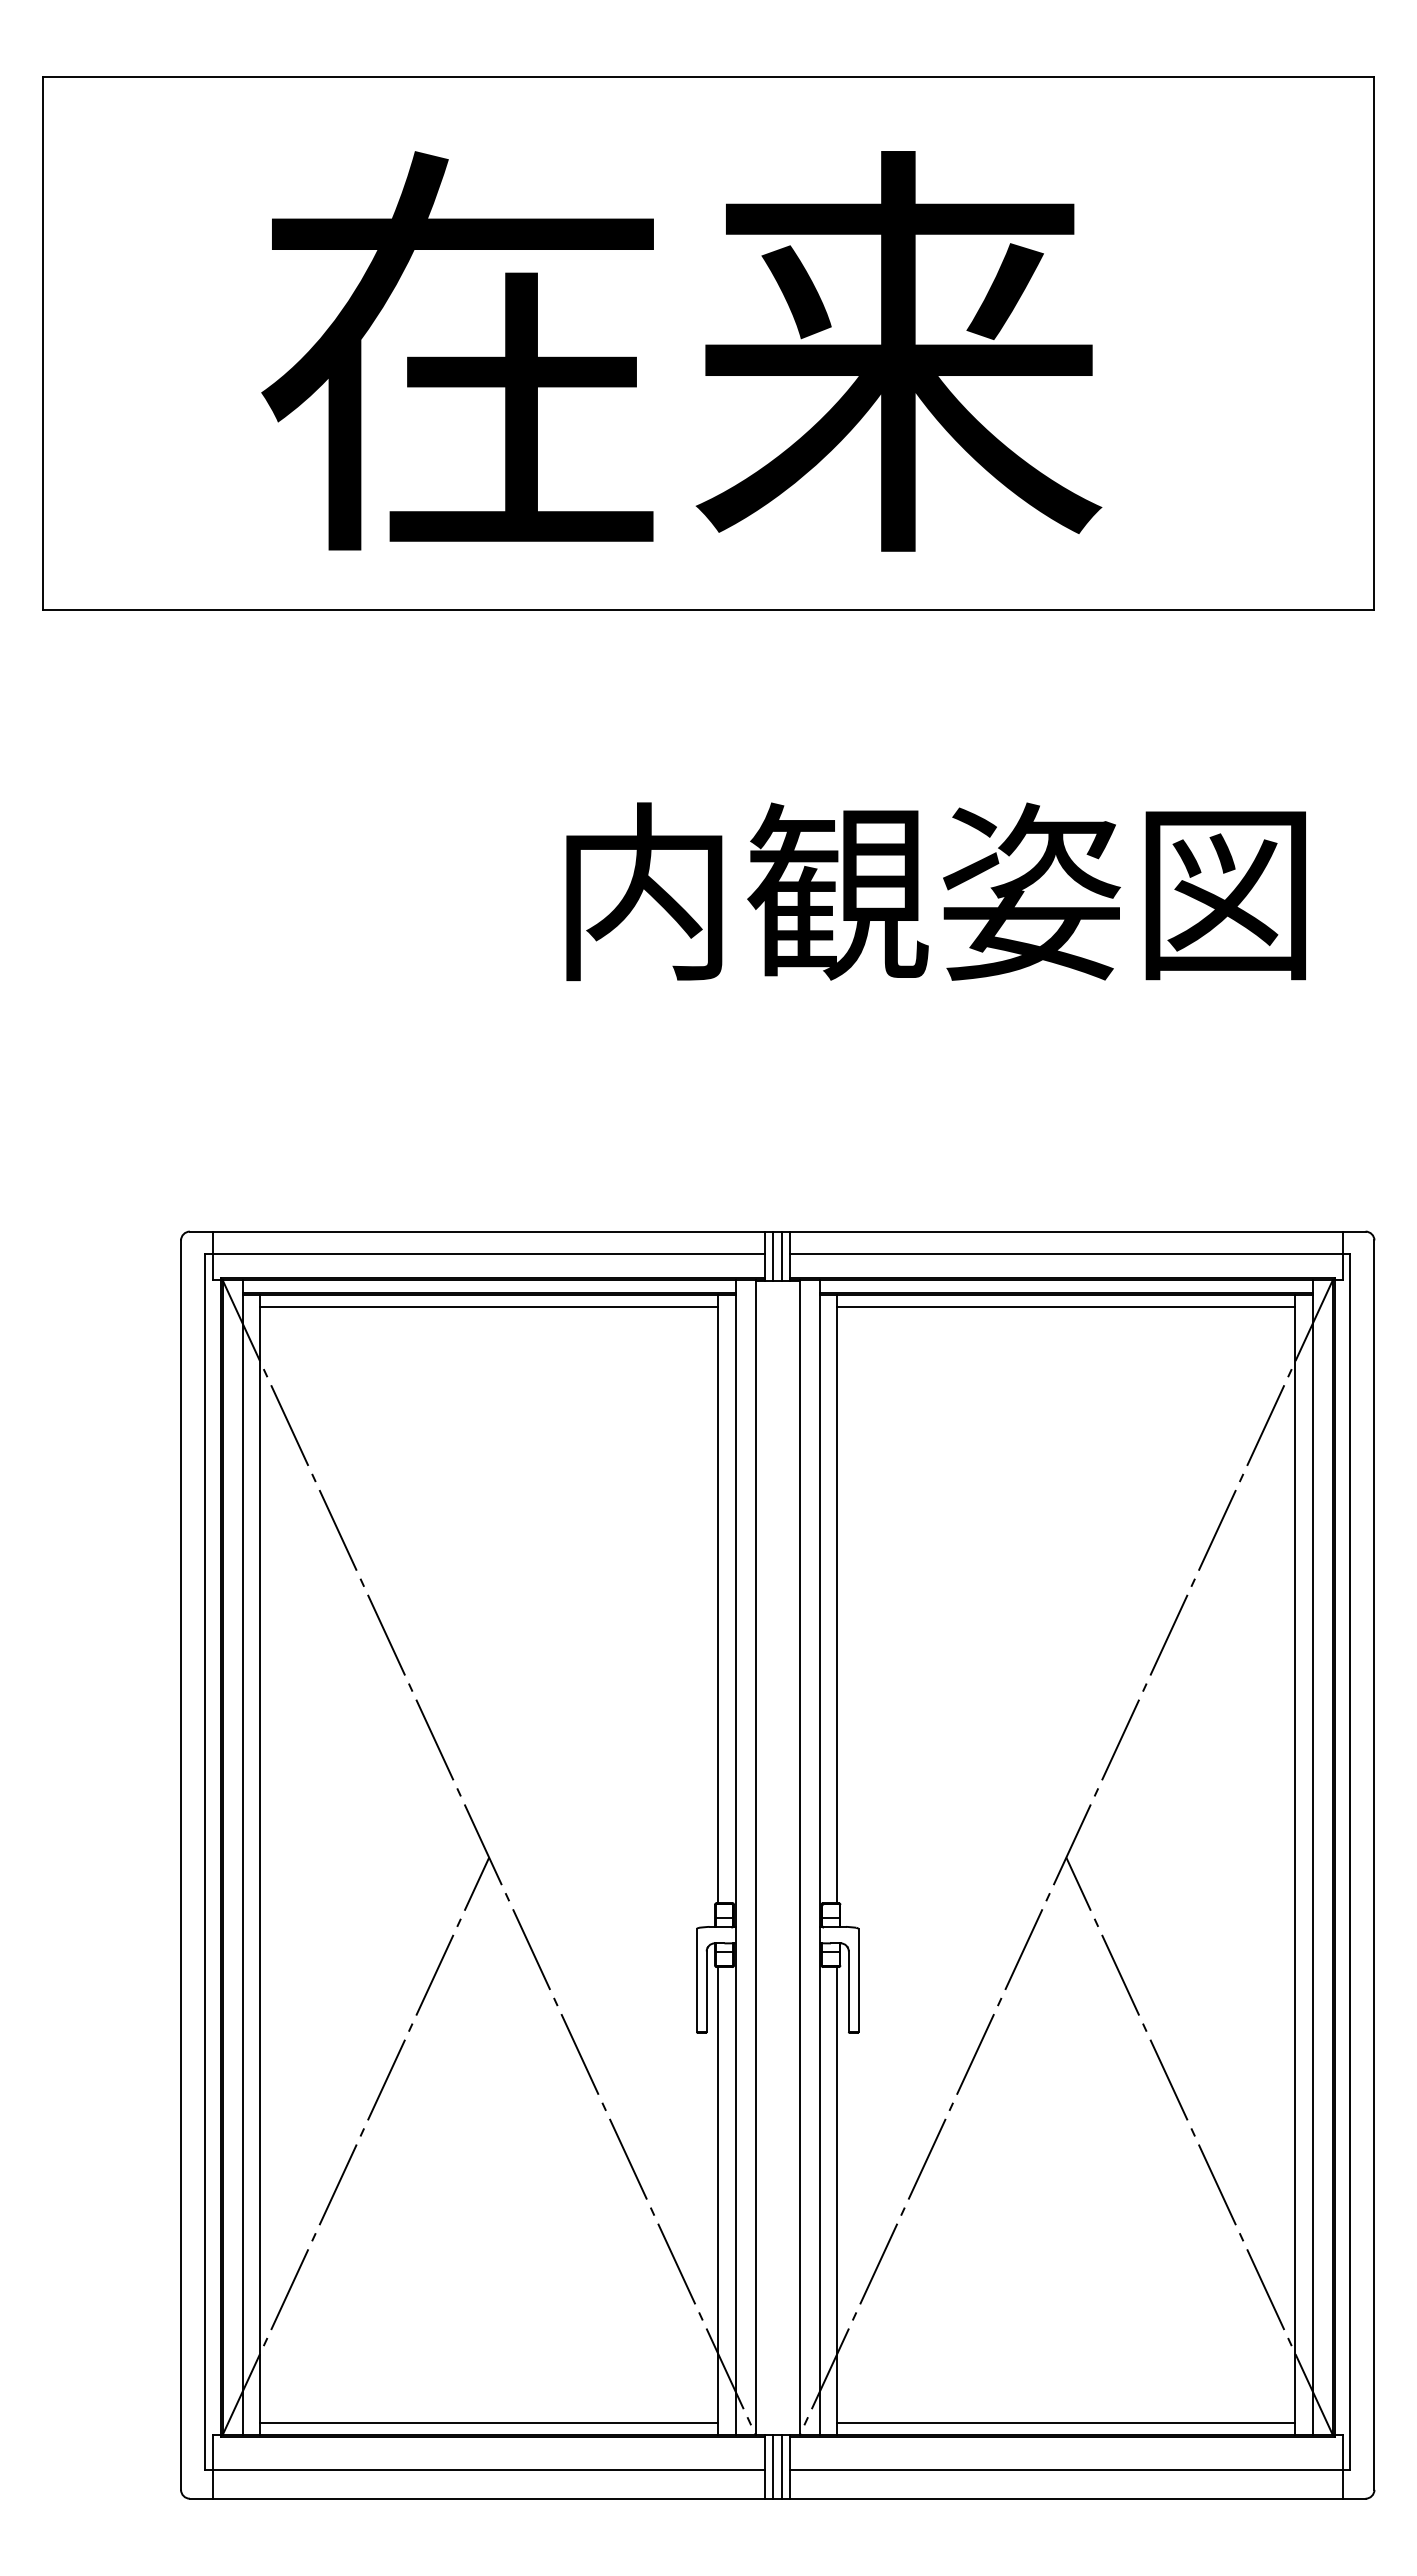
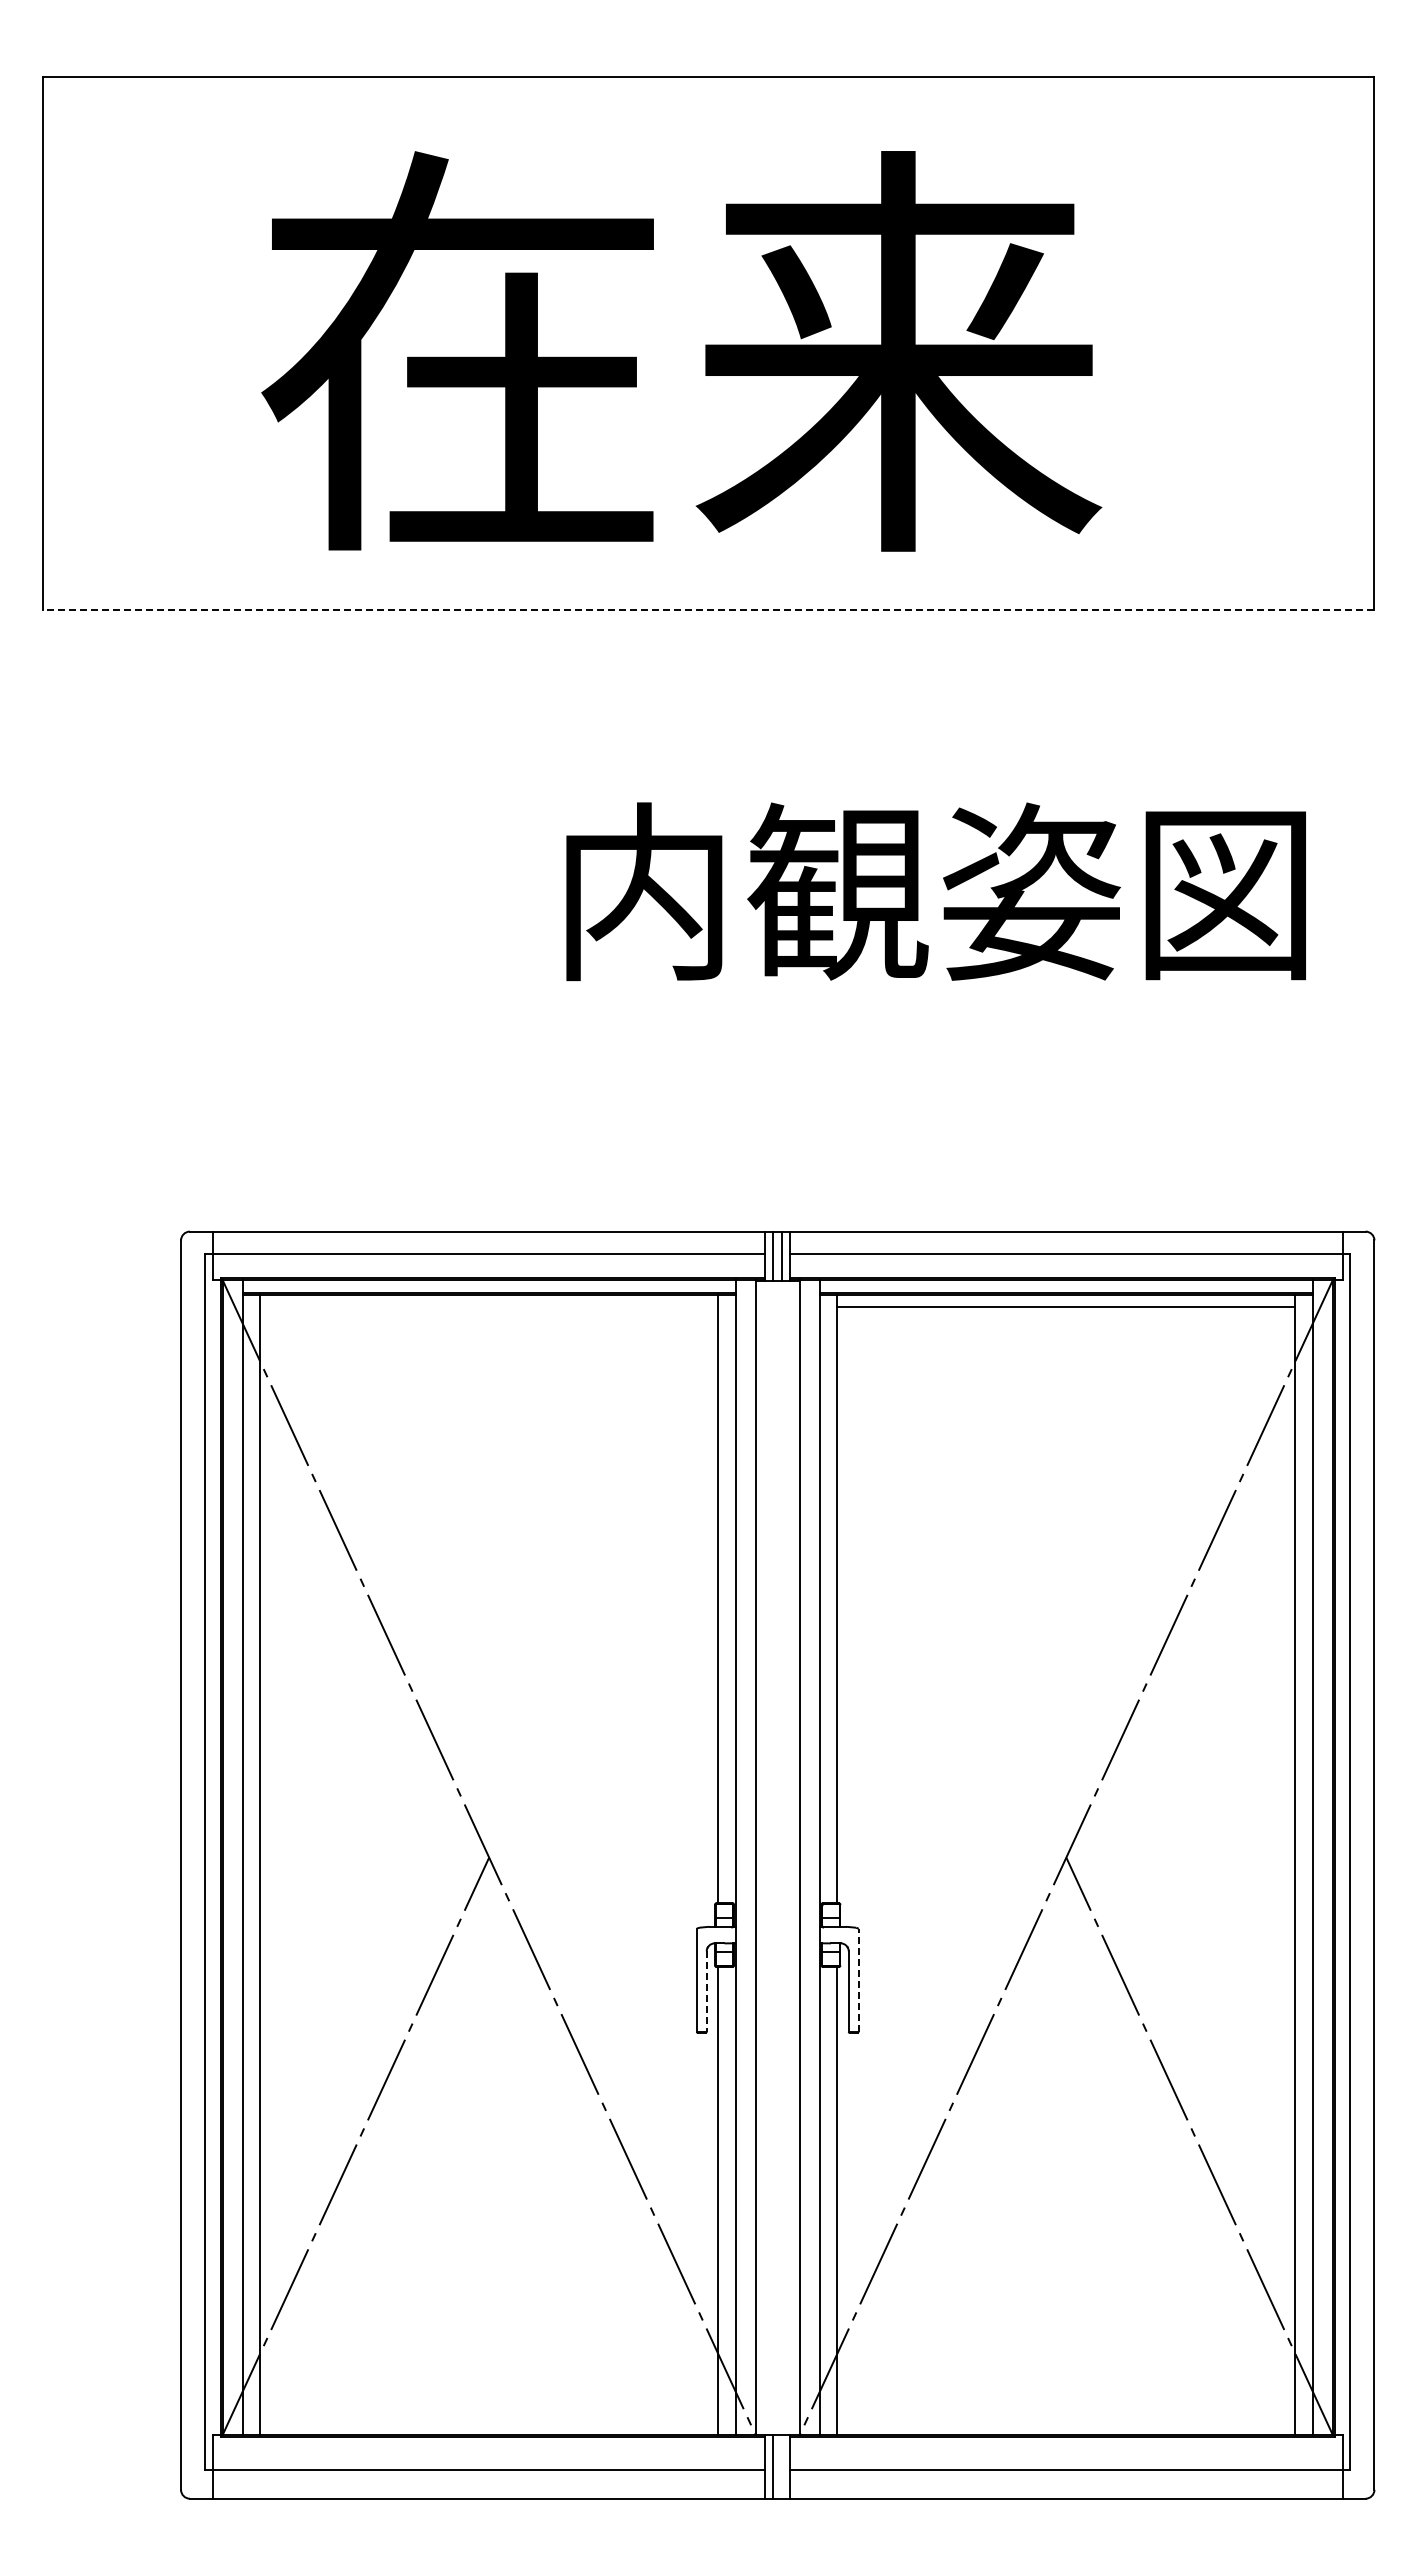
line: solid -> dashed (708, 610)
line: present -> none (489, 1307)
line: solid -> dashed (858, 1980)
line: solid -> dashed (706, 1992)
line: present -> none (489, 2422)
line: present -> none (1066, 2422)
line: present -> none (782, 2466)
